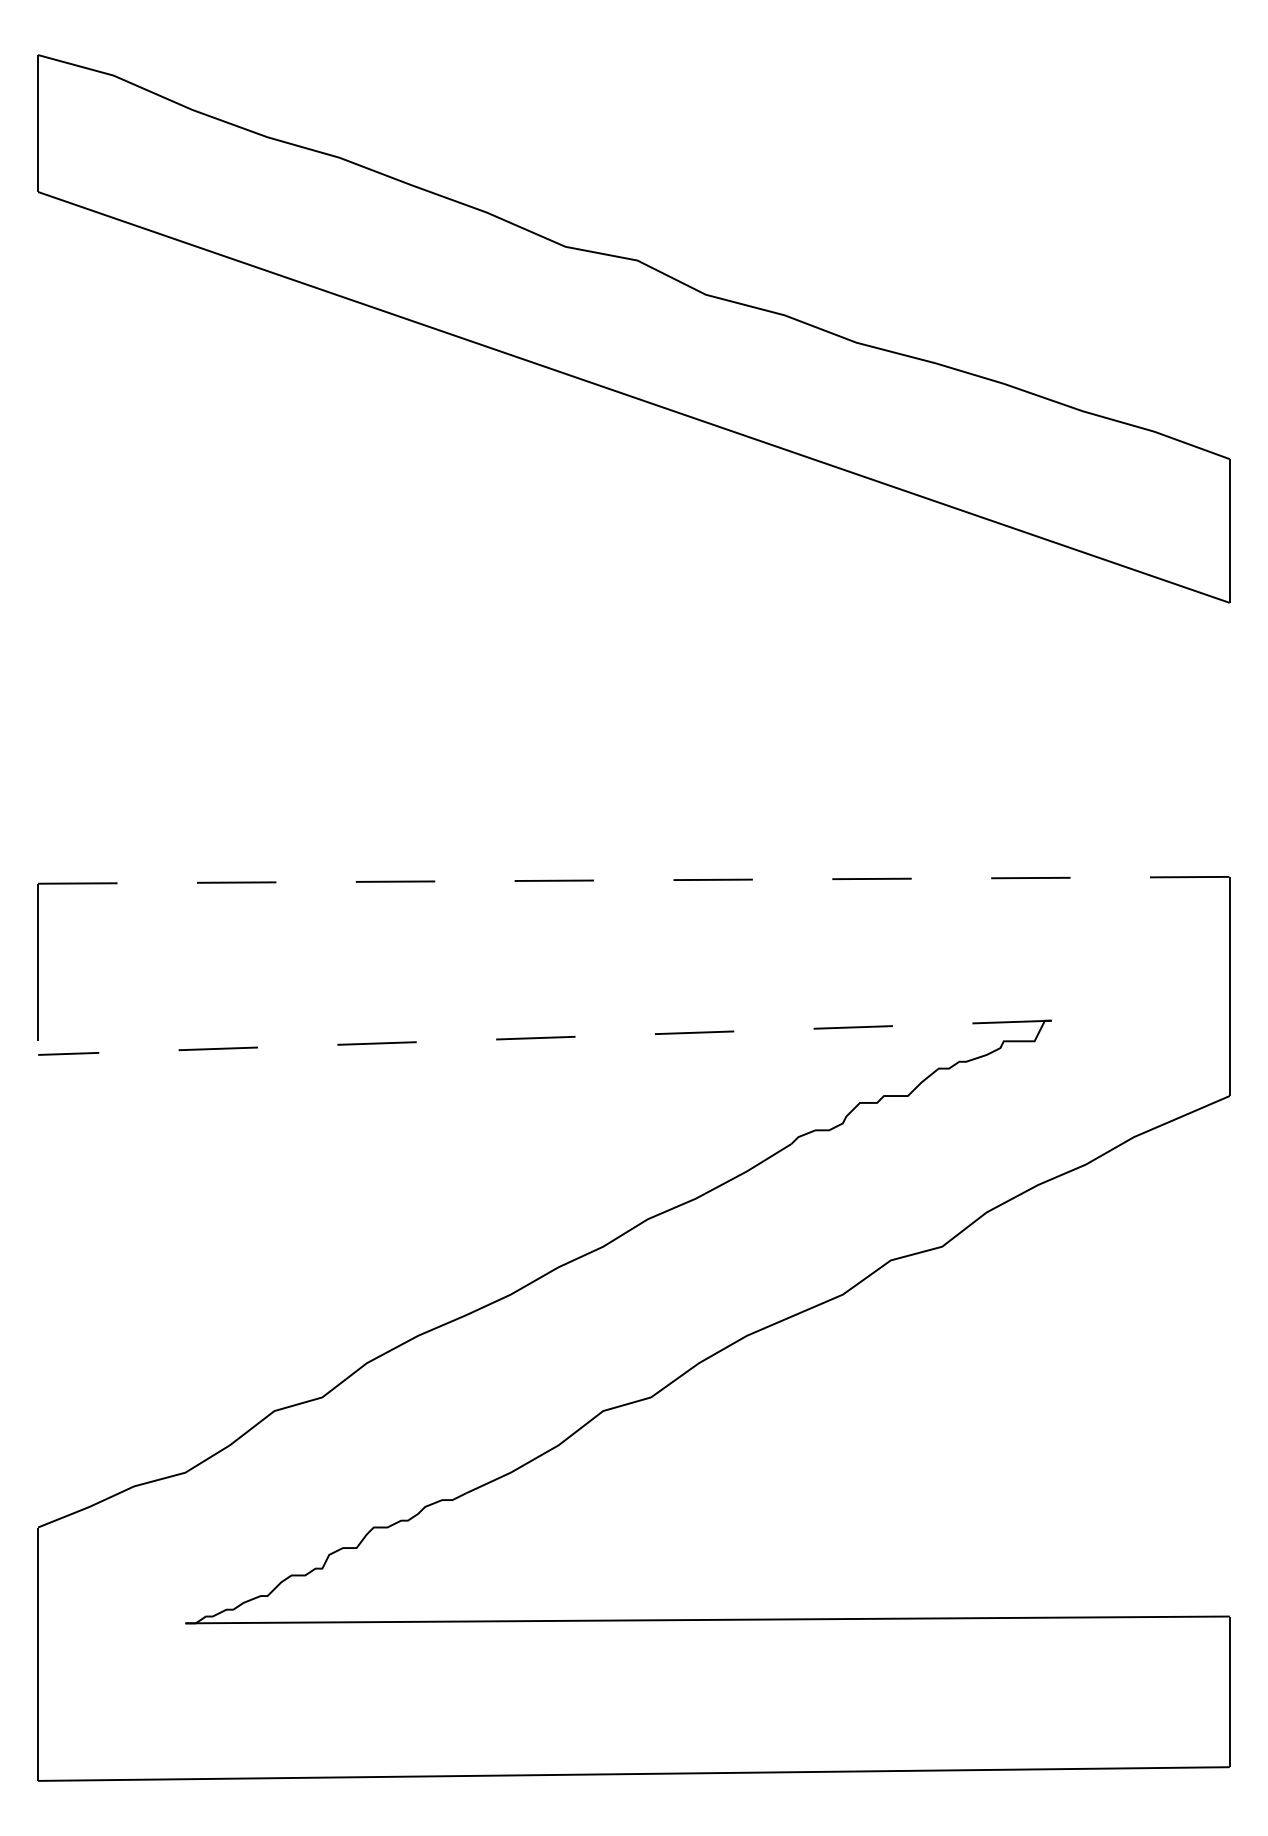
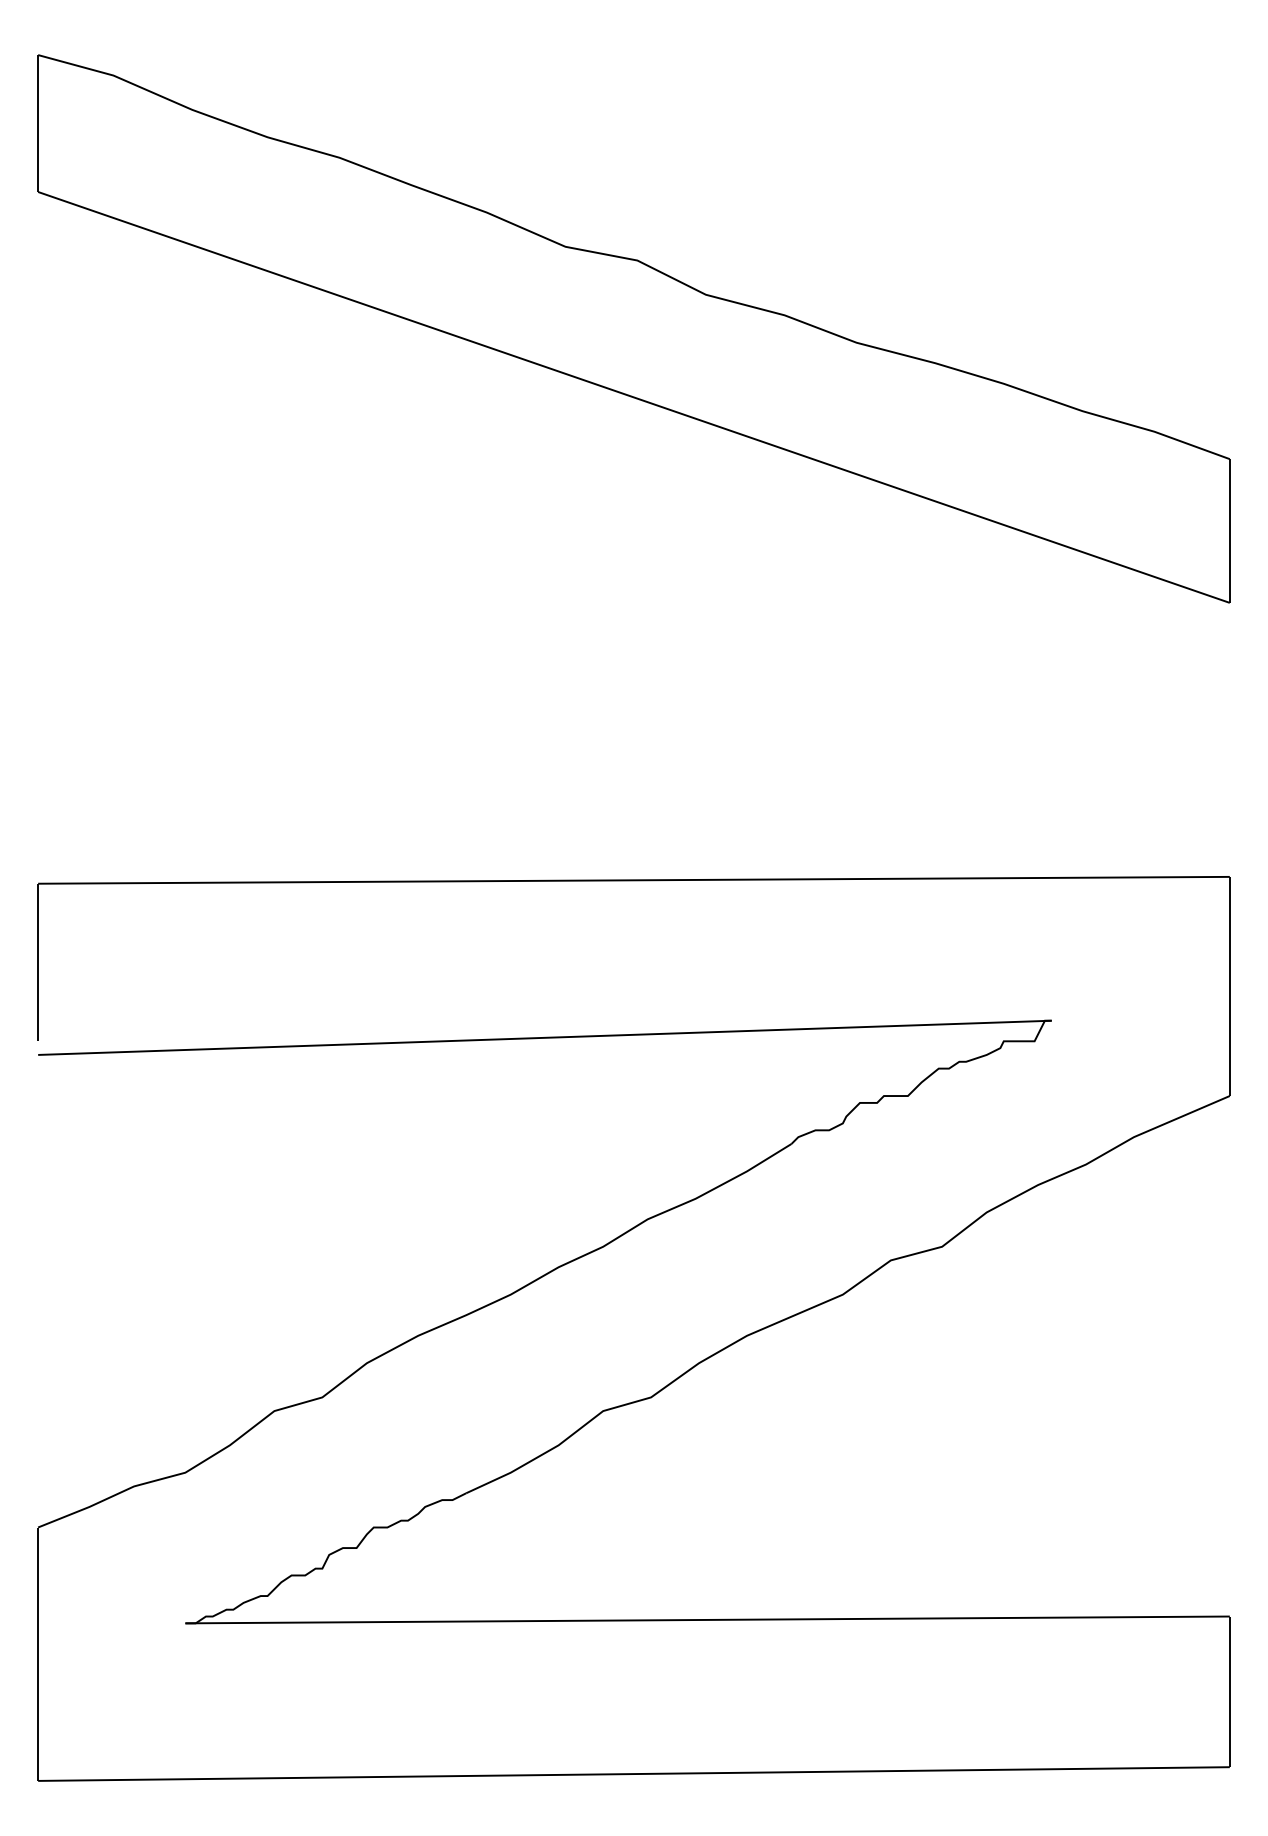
line: dashed -> solid (633, 880)
line: dashed -> solid (544, 1037)
